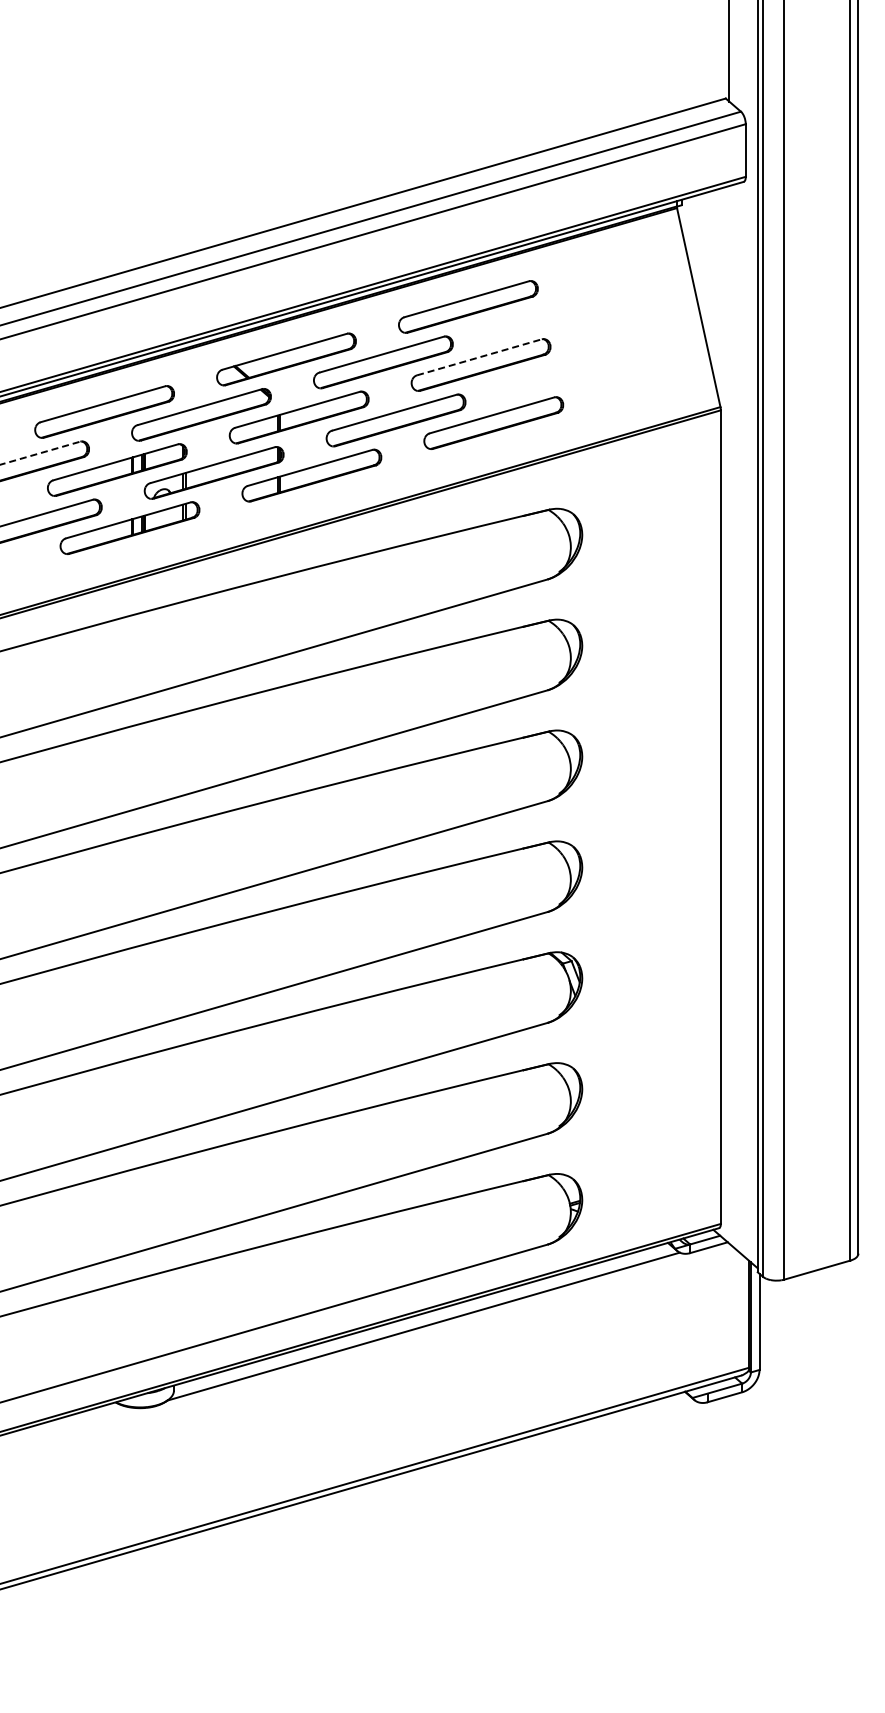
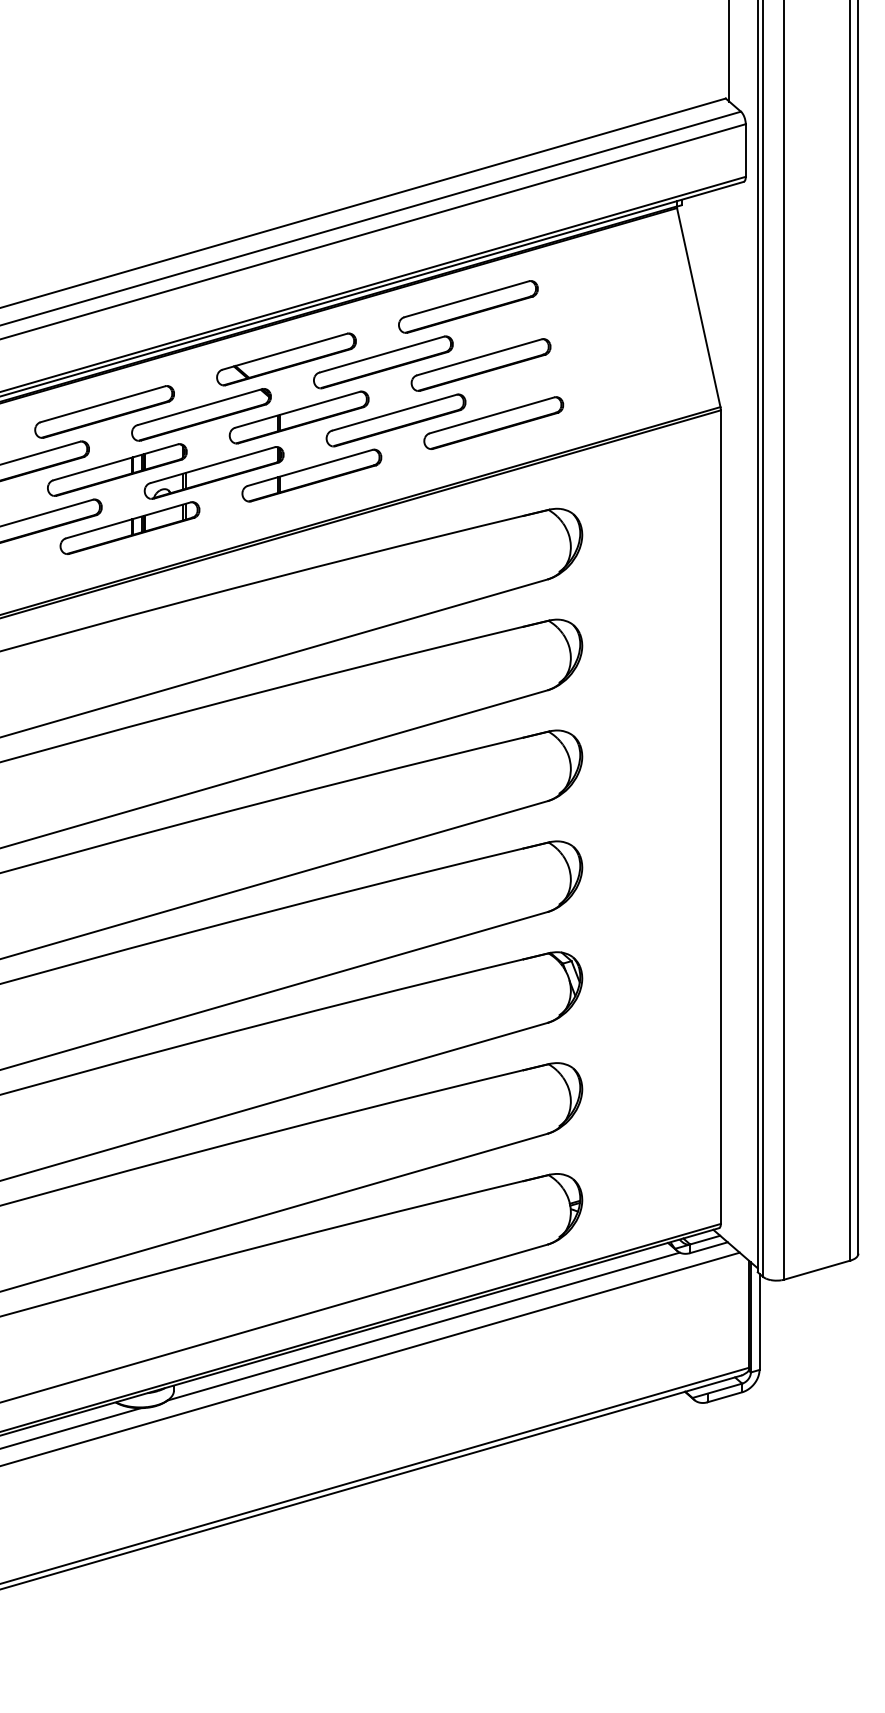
line: dashed -> solid (479, 357)
line: dashed -> solid (40, 453)
line: none -> present (370, 1358)
line: none -> present (71, 1428)
